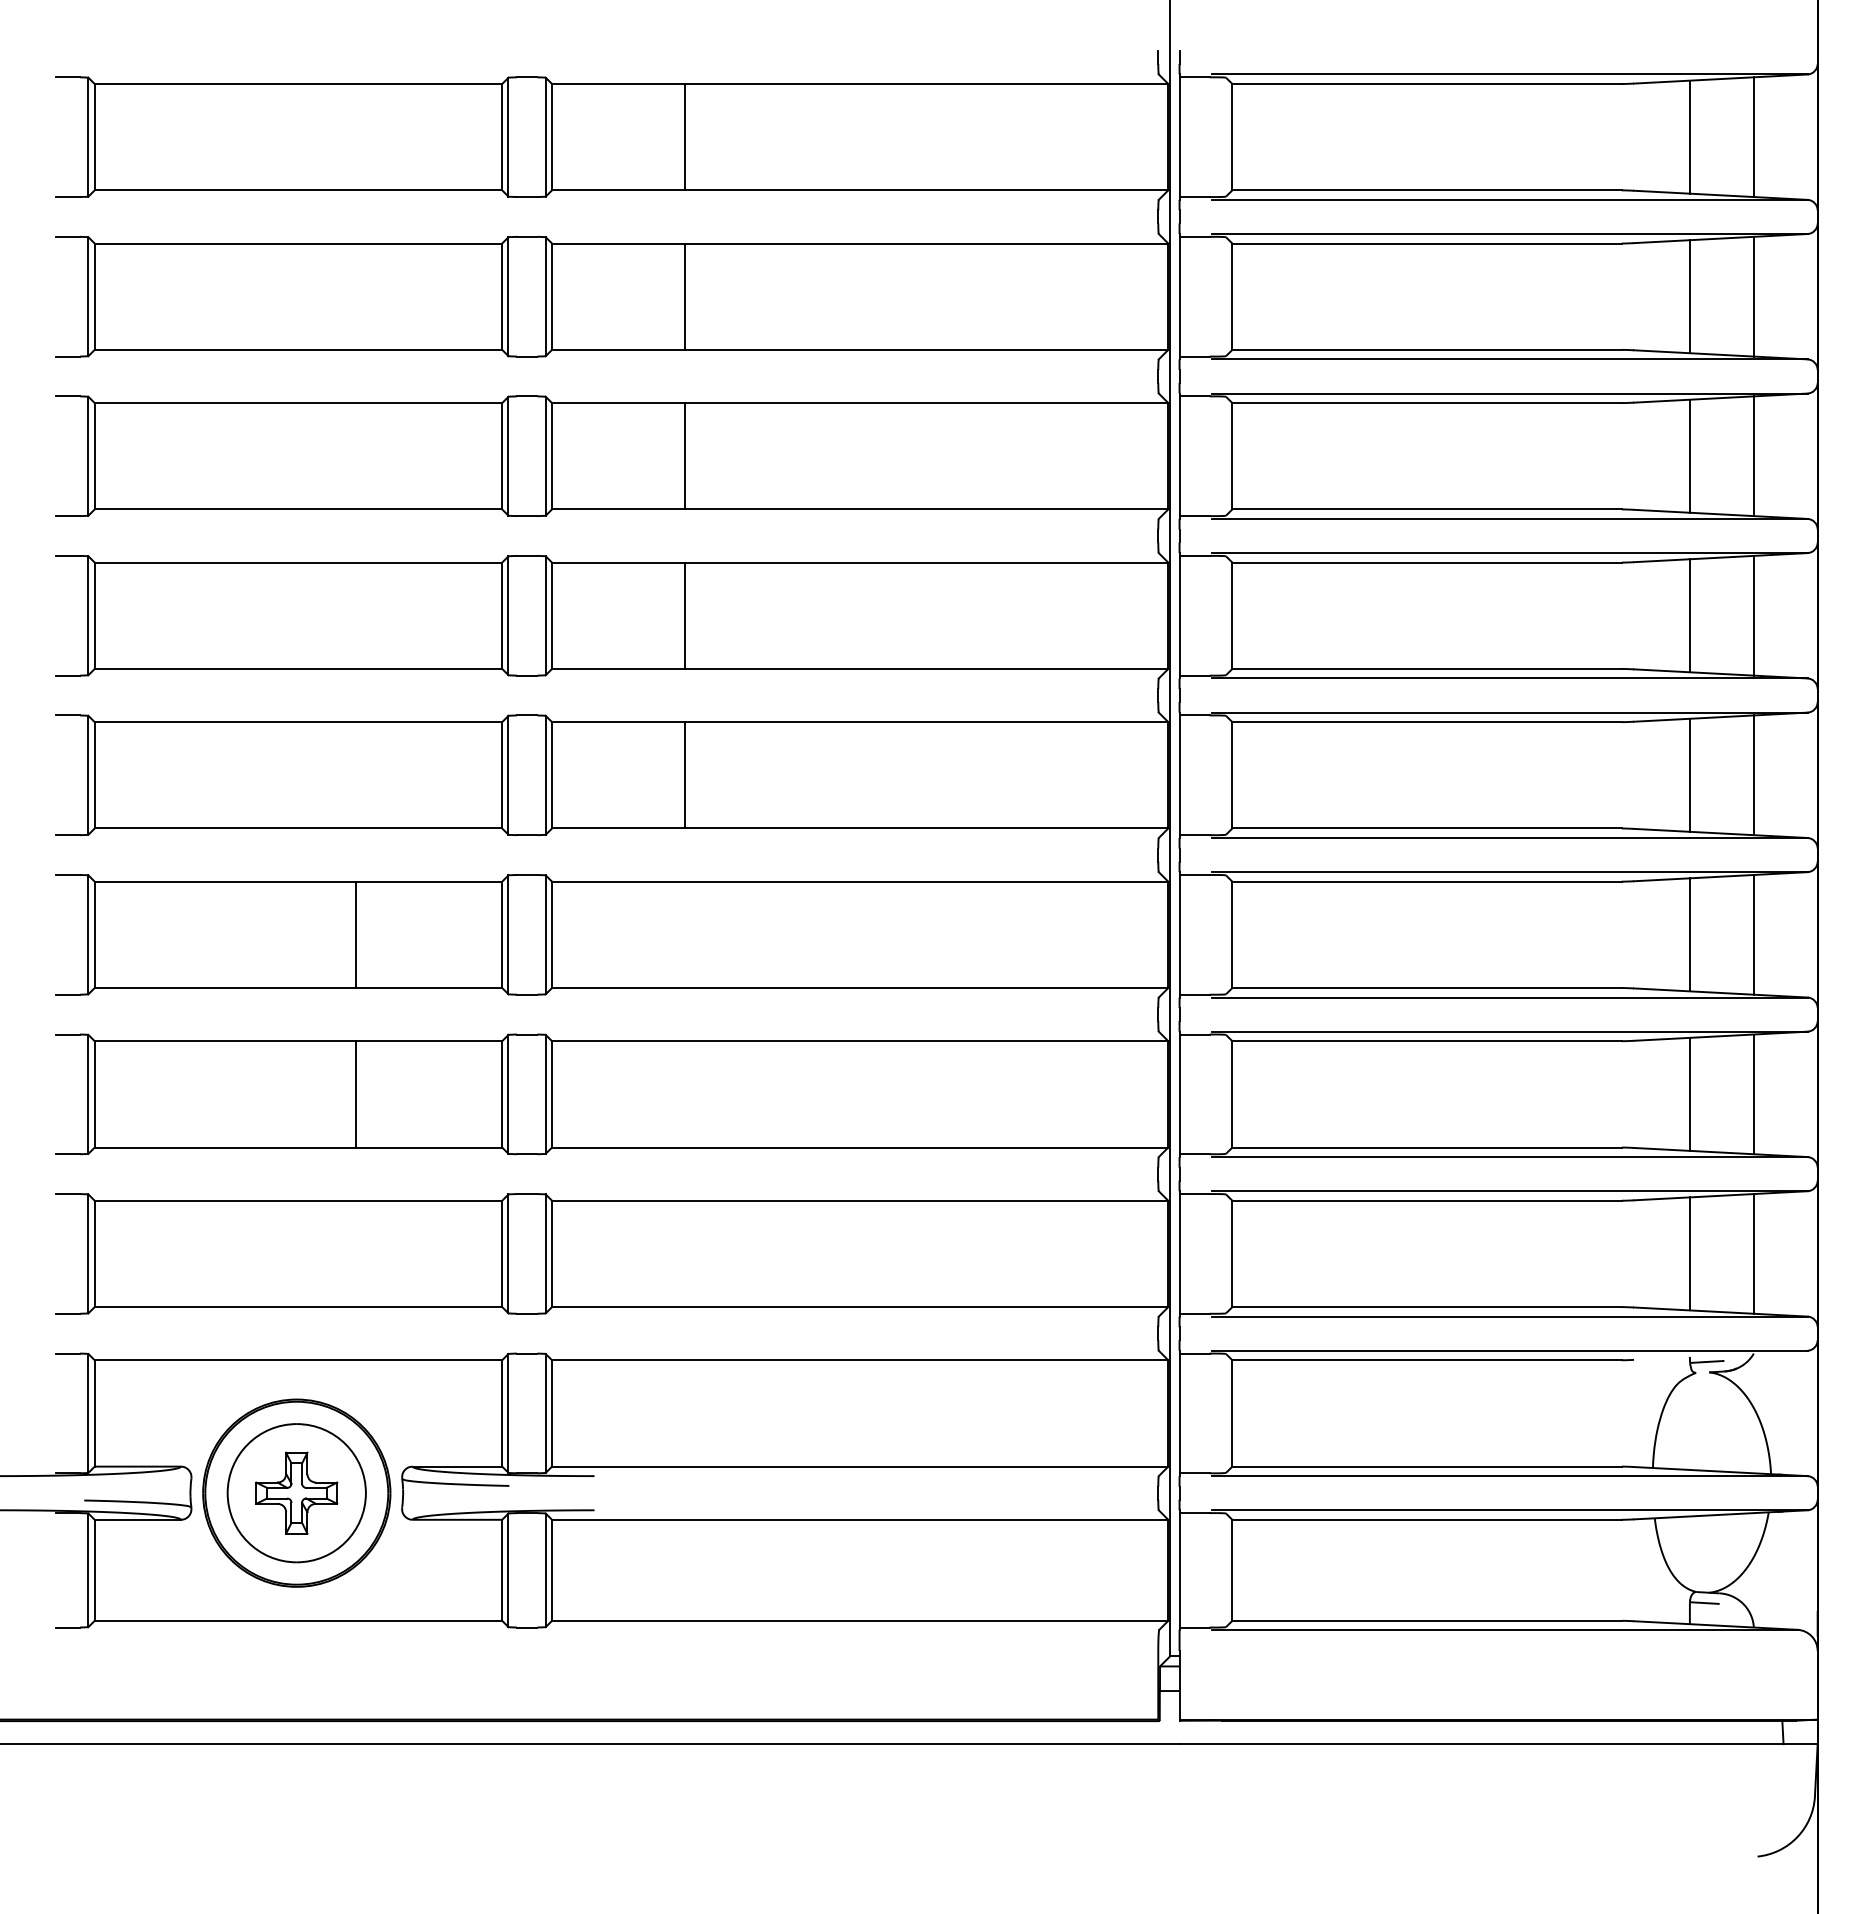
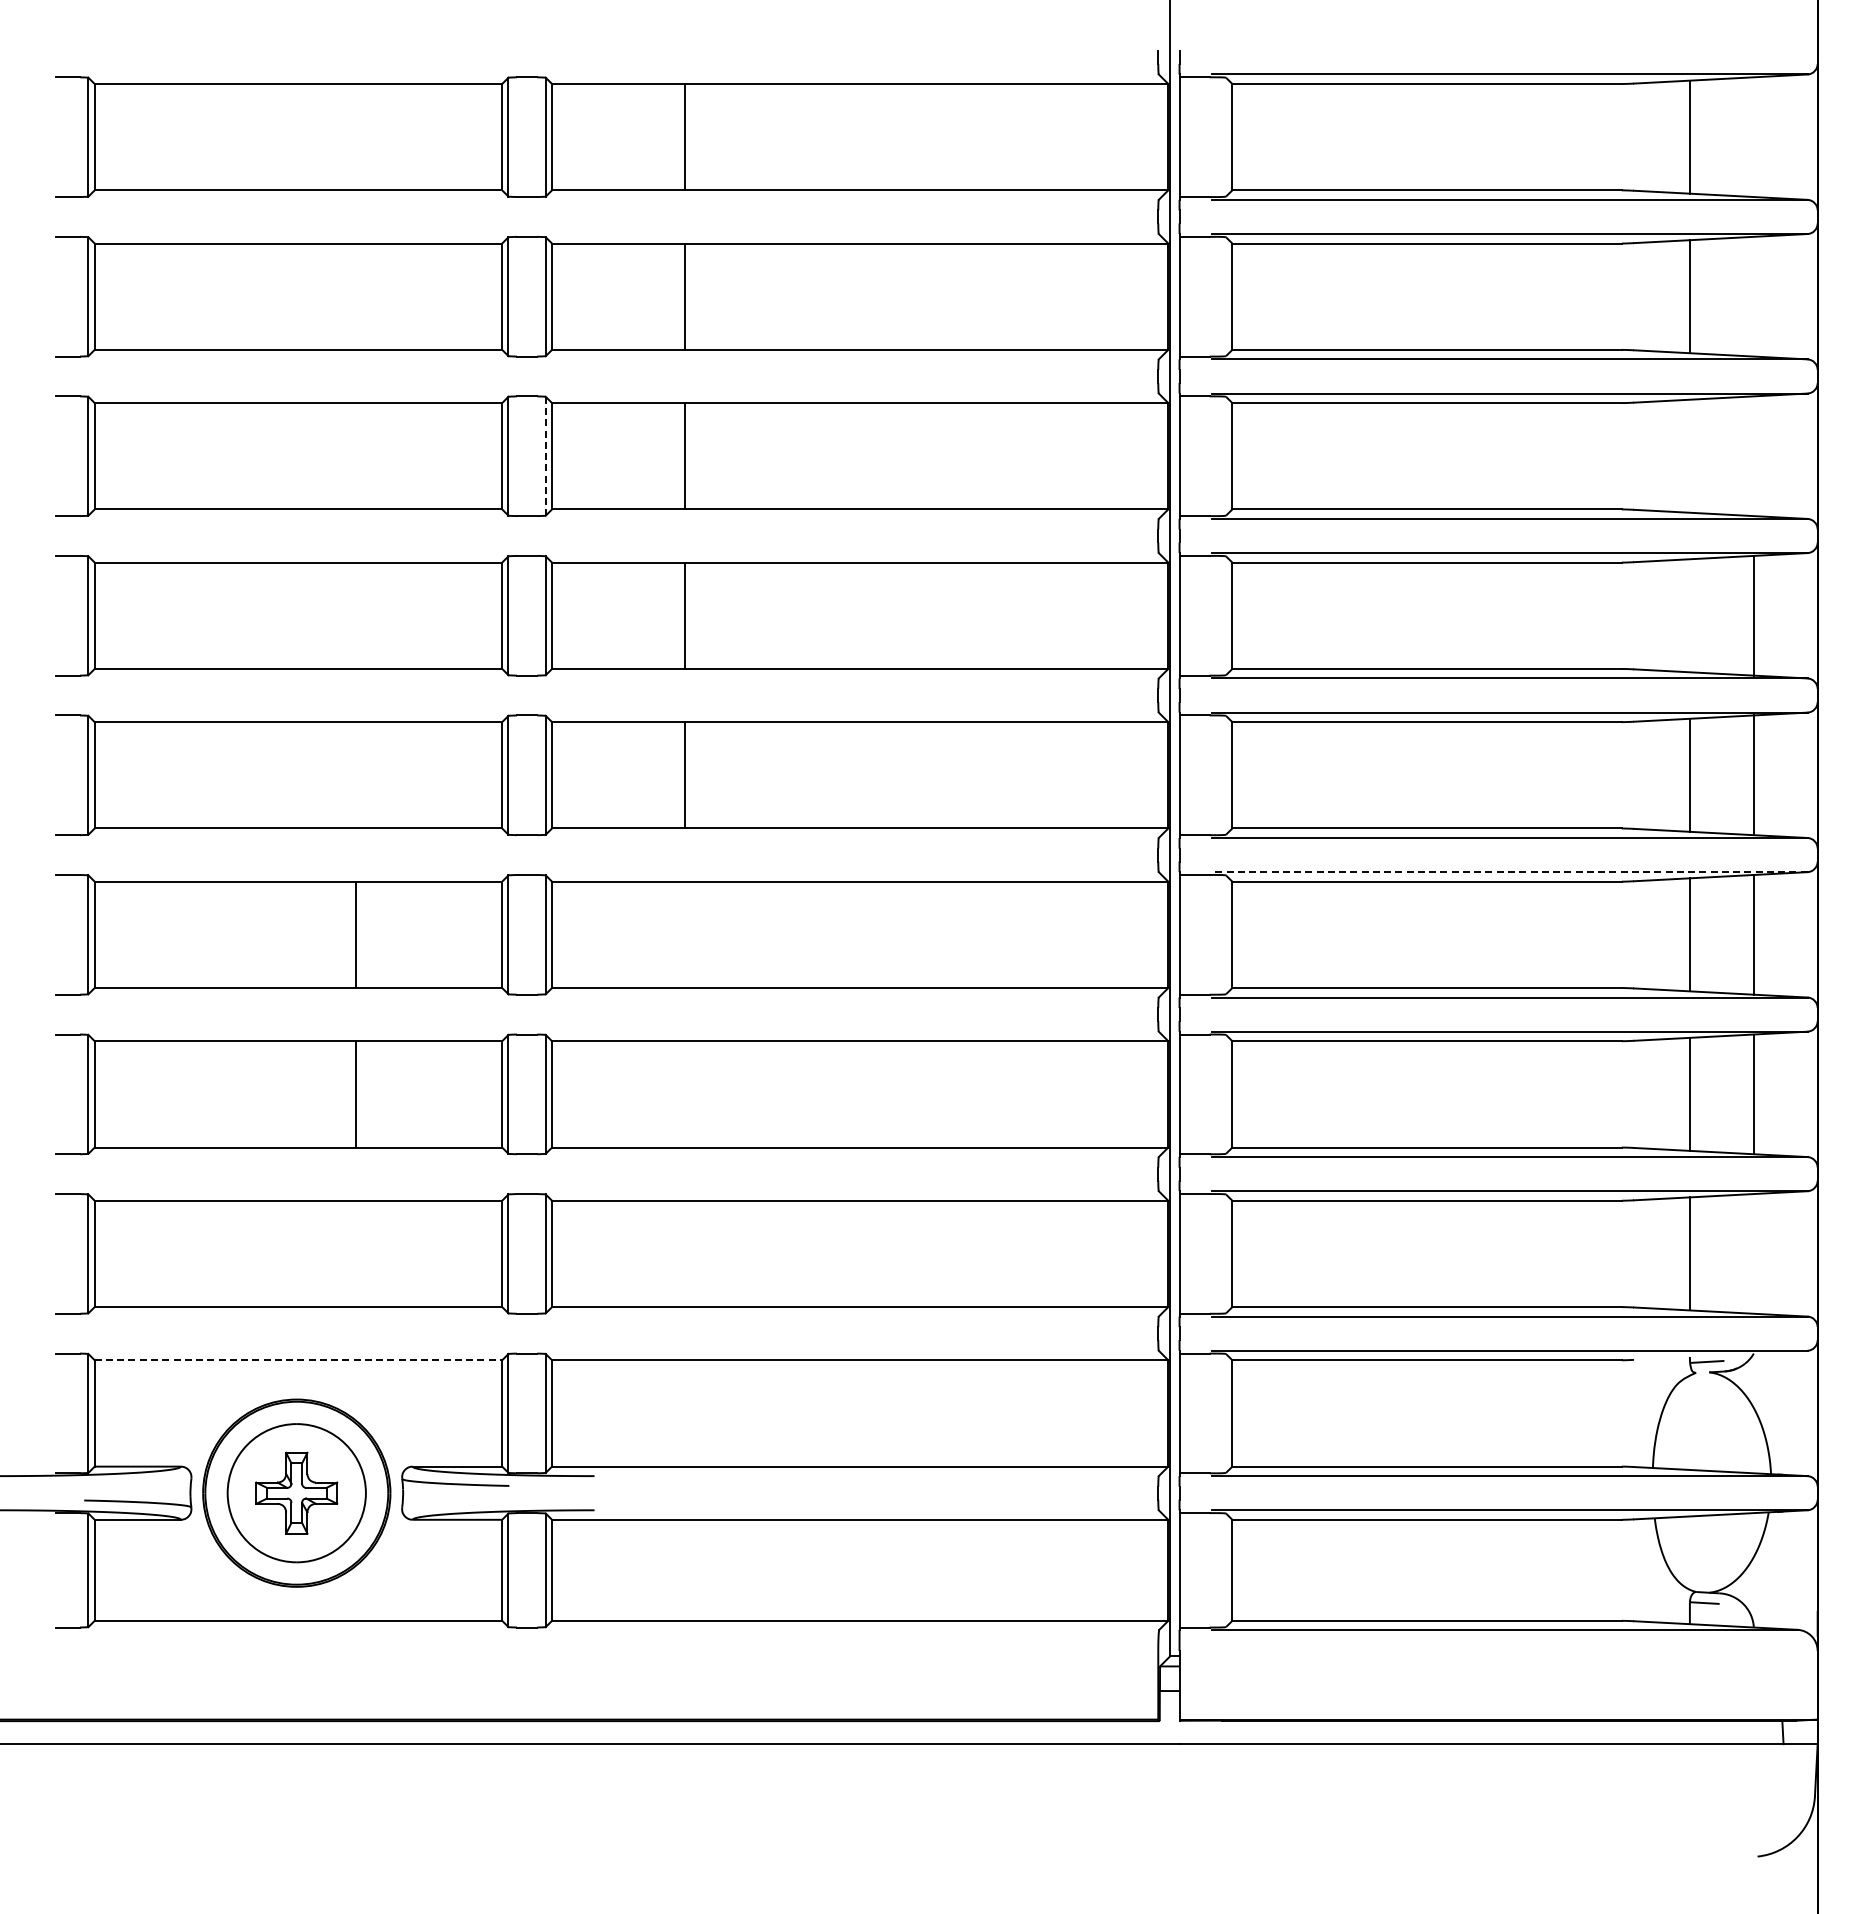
line: present -> none (1753, 137)
line: present -> none (1753, 296)
line: present -> none (1689, 455)
line: solid -> dashed (545, 456)
line: present -> none (1753, 456)
line: present -> none (1689, 615)
line: solid -> dashed (1510, 872)
line: present -> none (1753, 1253)
line: solid -> dashed (298, 1360)
